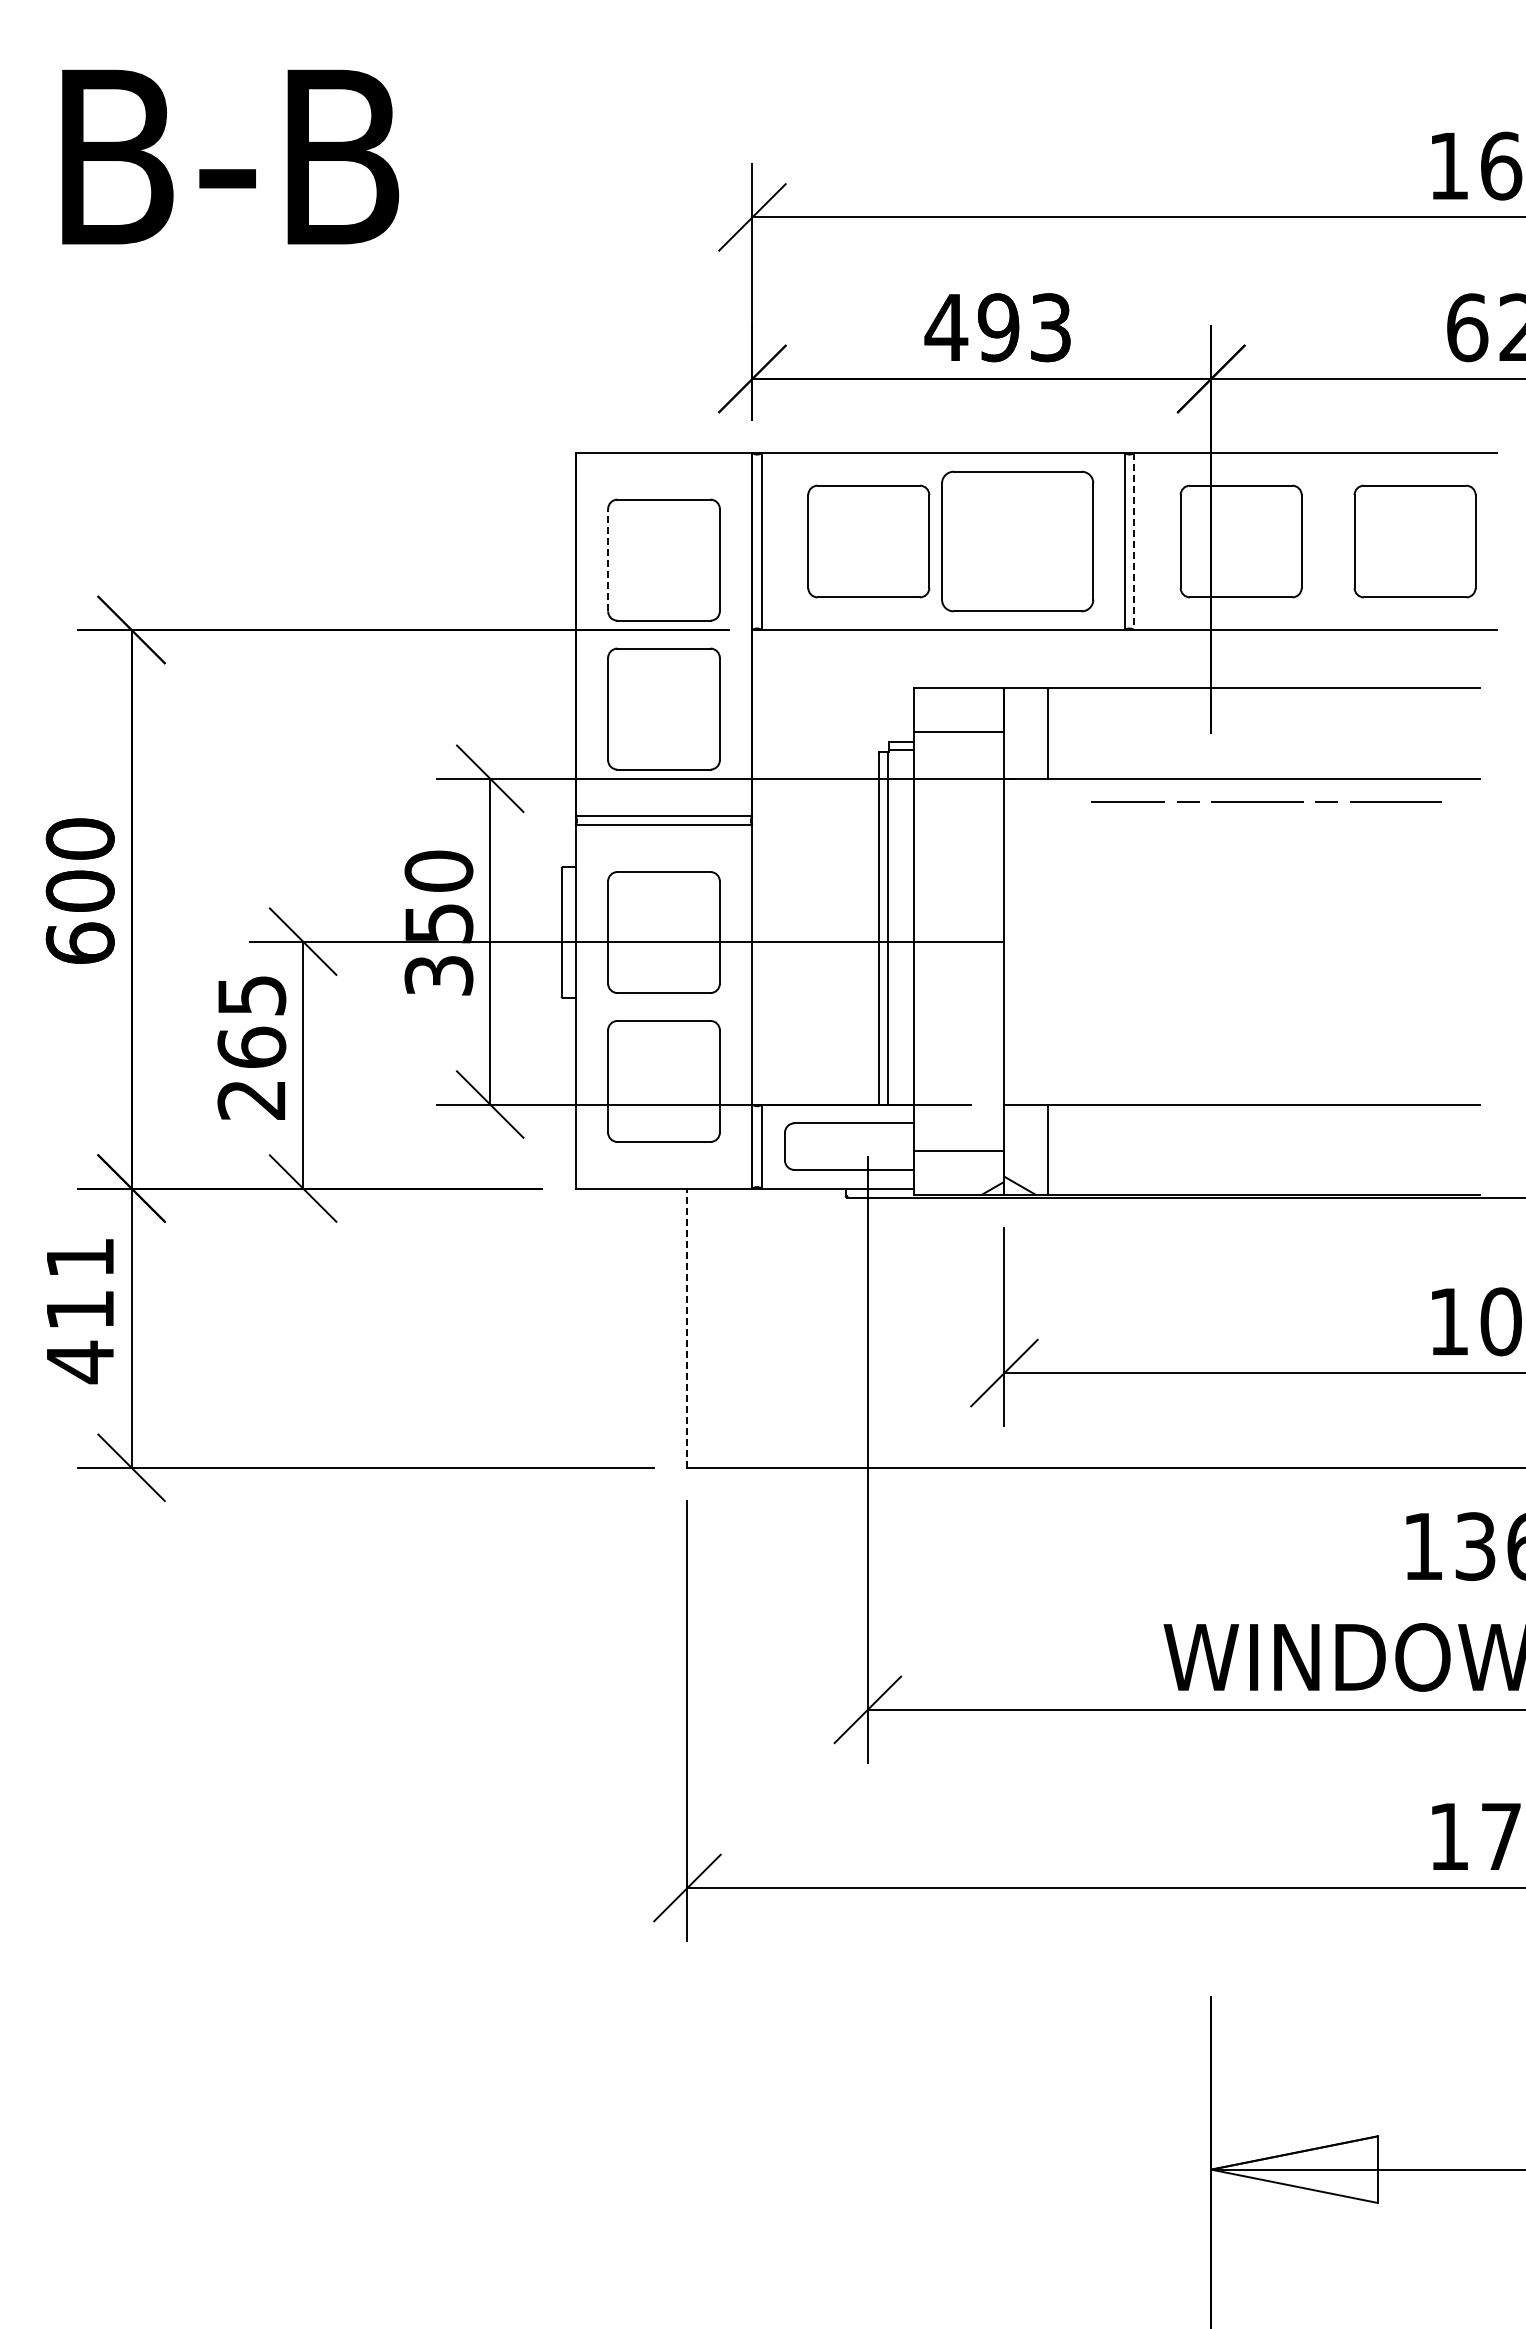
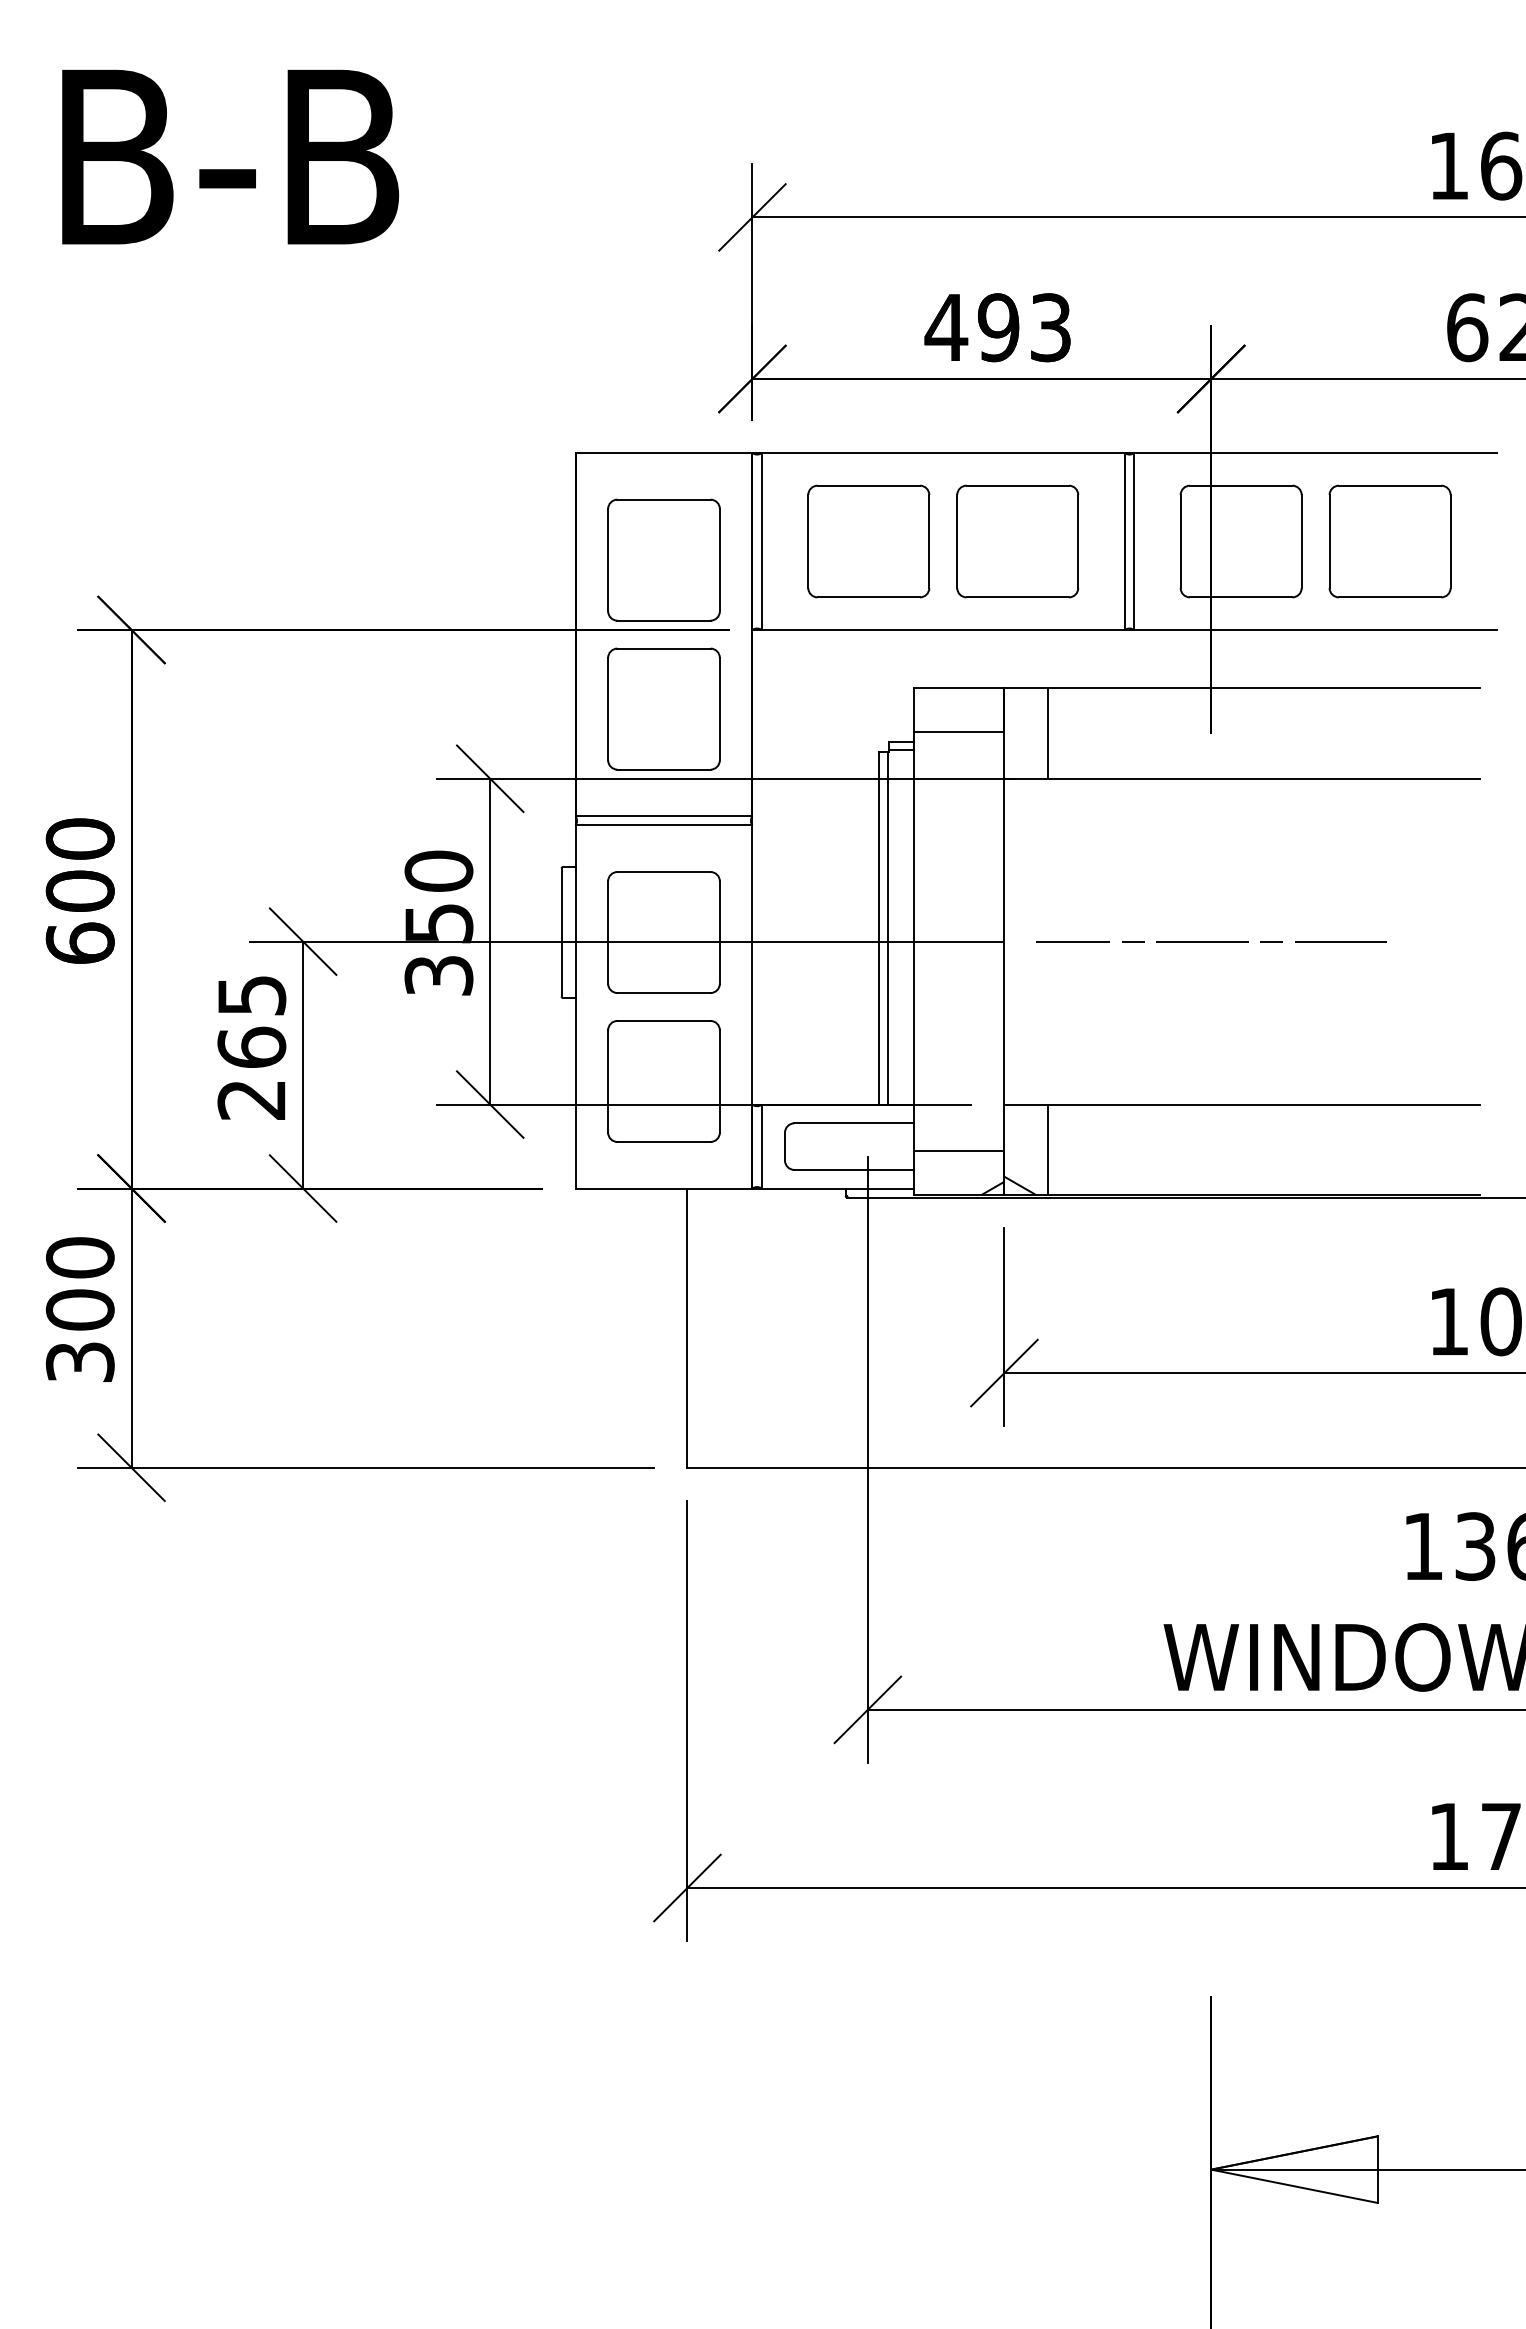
part size: 154x143 px -> 124x115 px (1017, 541)
part position: (1414, 541) -> (1389, 541) (1389, 541)
line: dashed -> solid (1134, 542)
line: dashed -> solid (608, 559)
line position: (1266, 801) -> (1211, 941) (1211, 941)
text: 411 -> 300 (79, 1310)
line: dashed -> solid (687, 1328)
